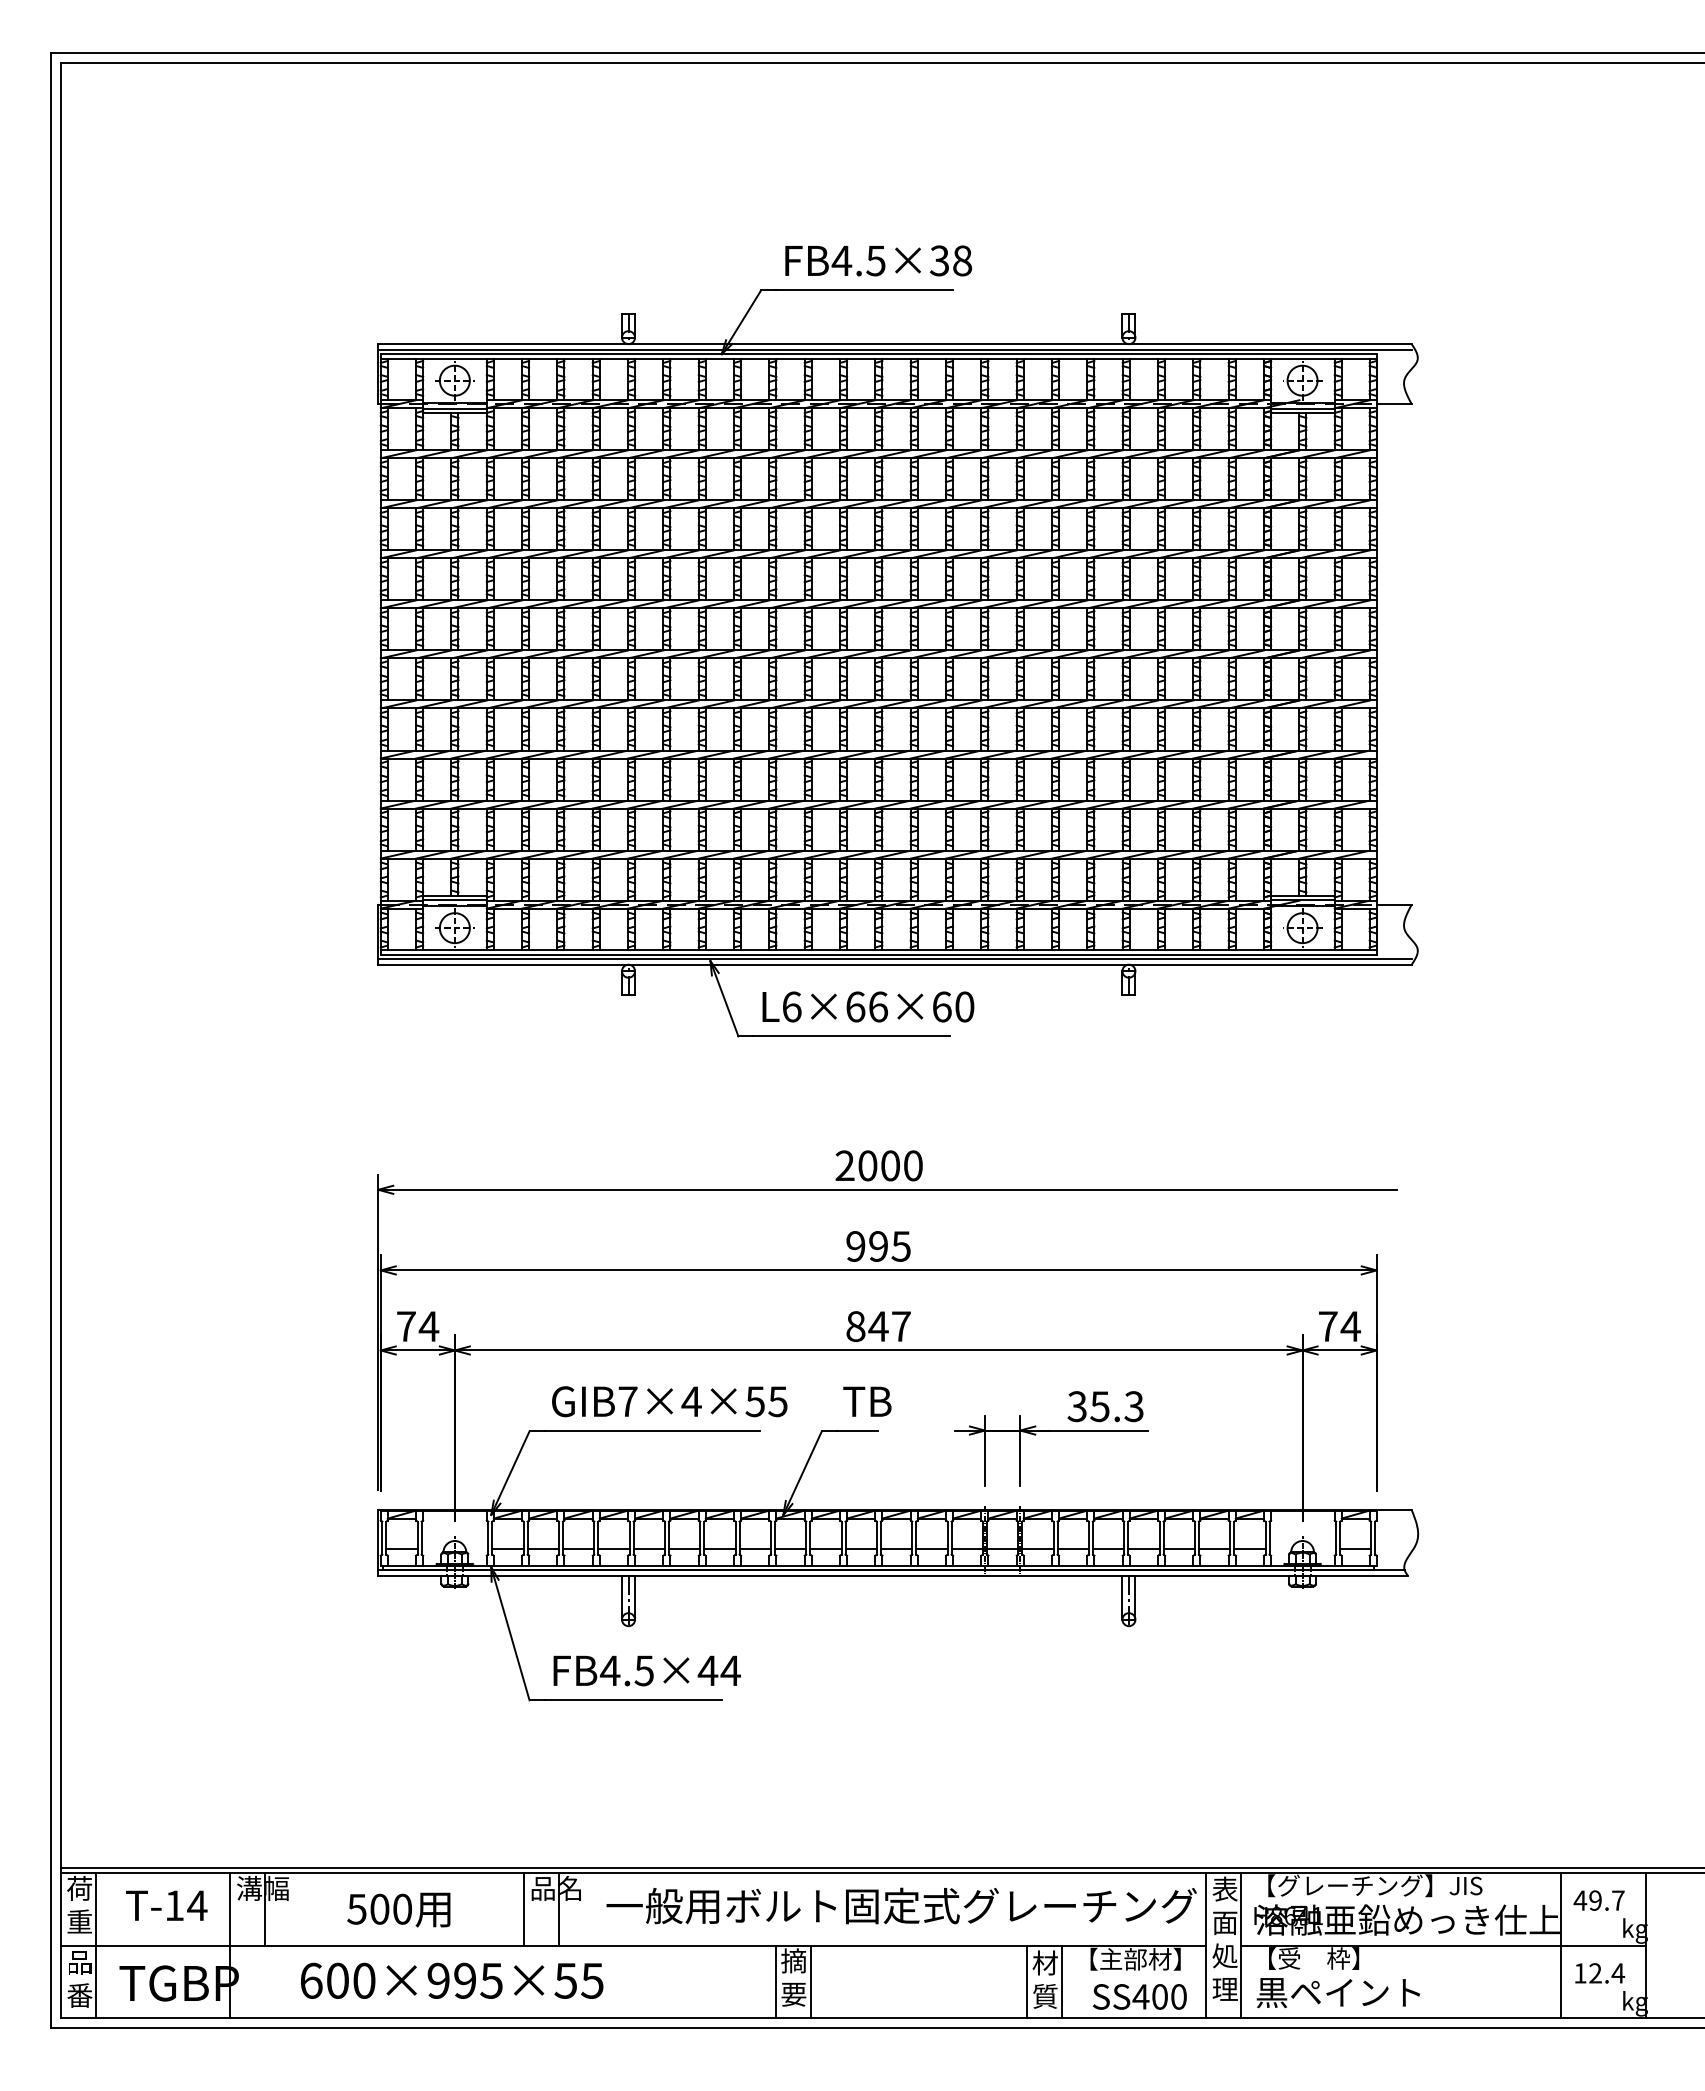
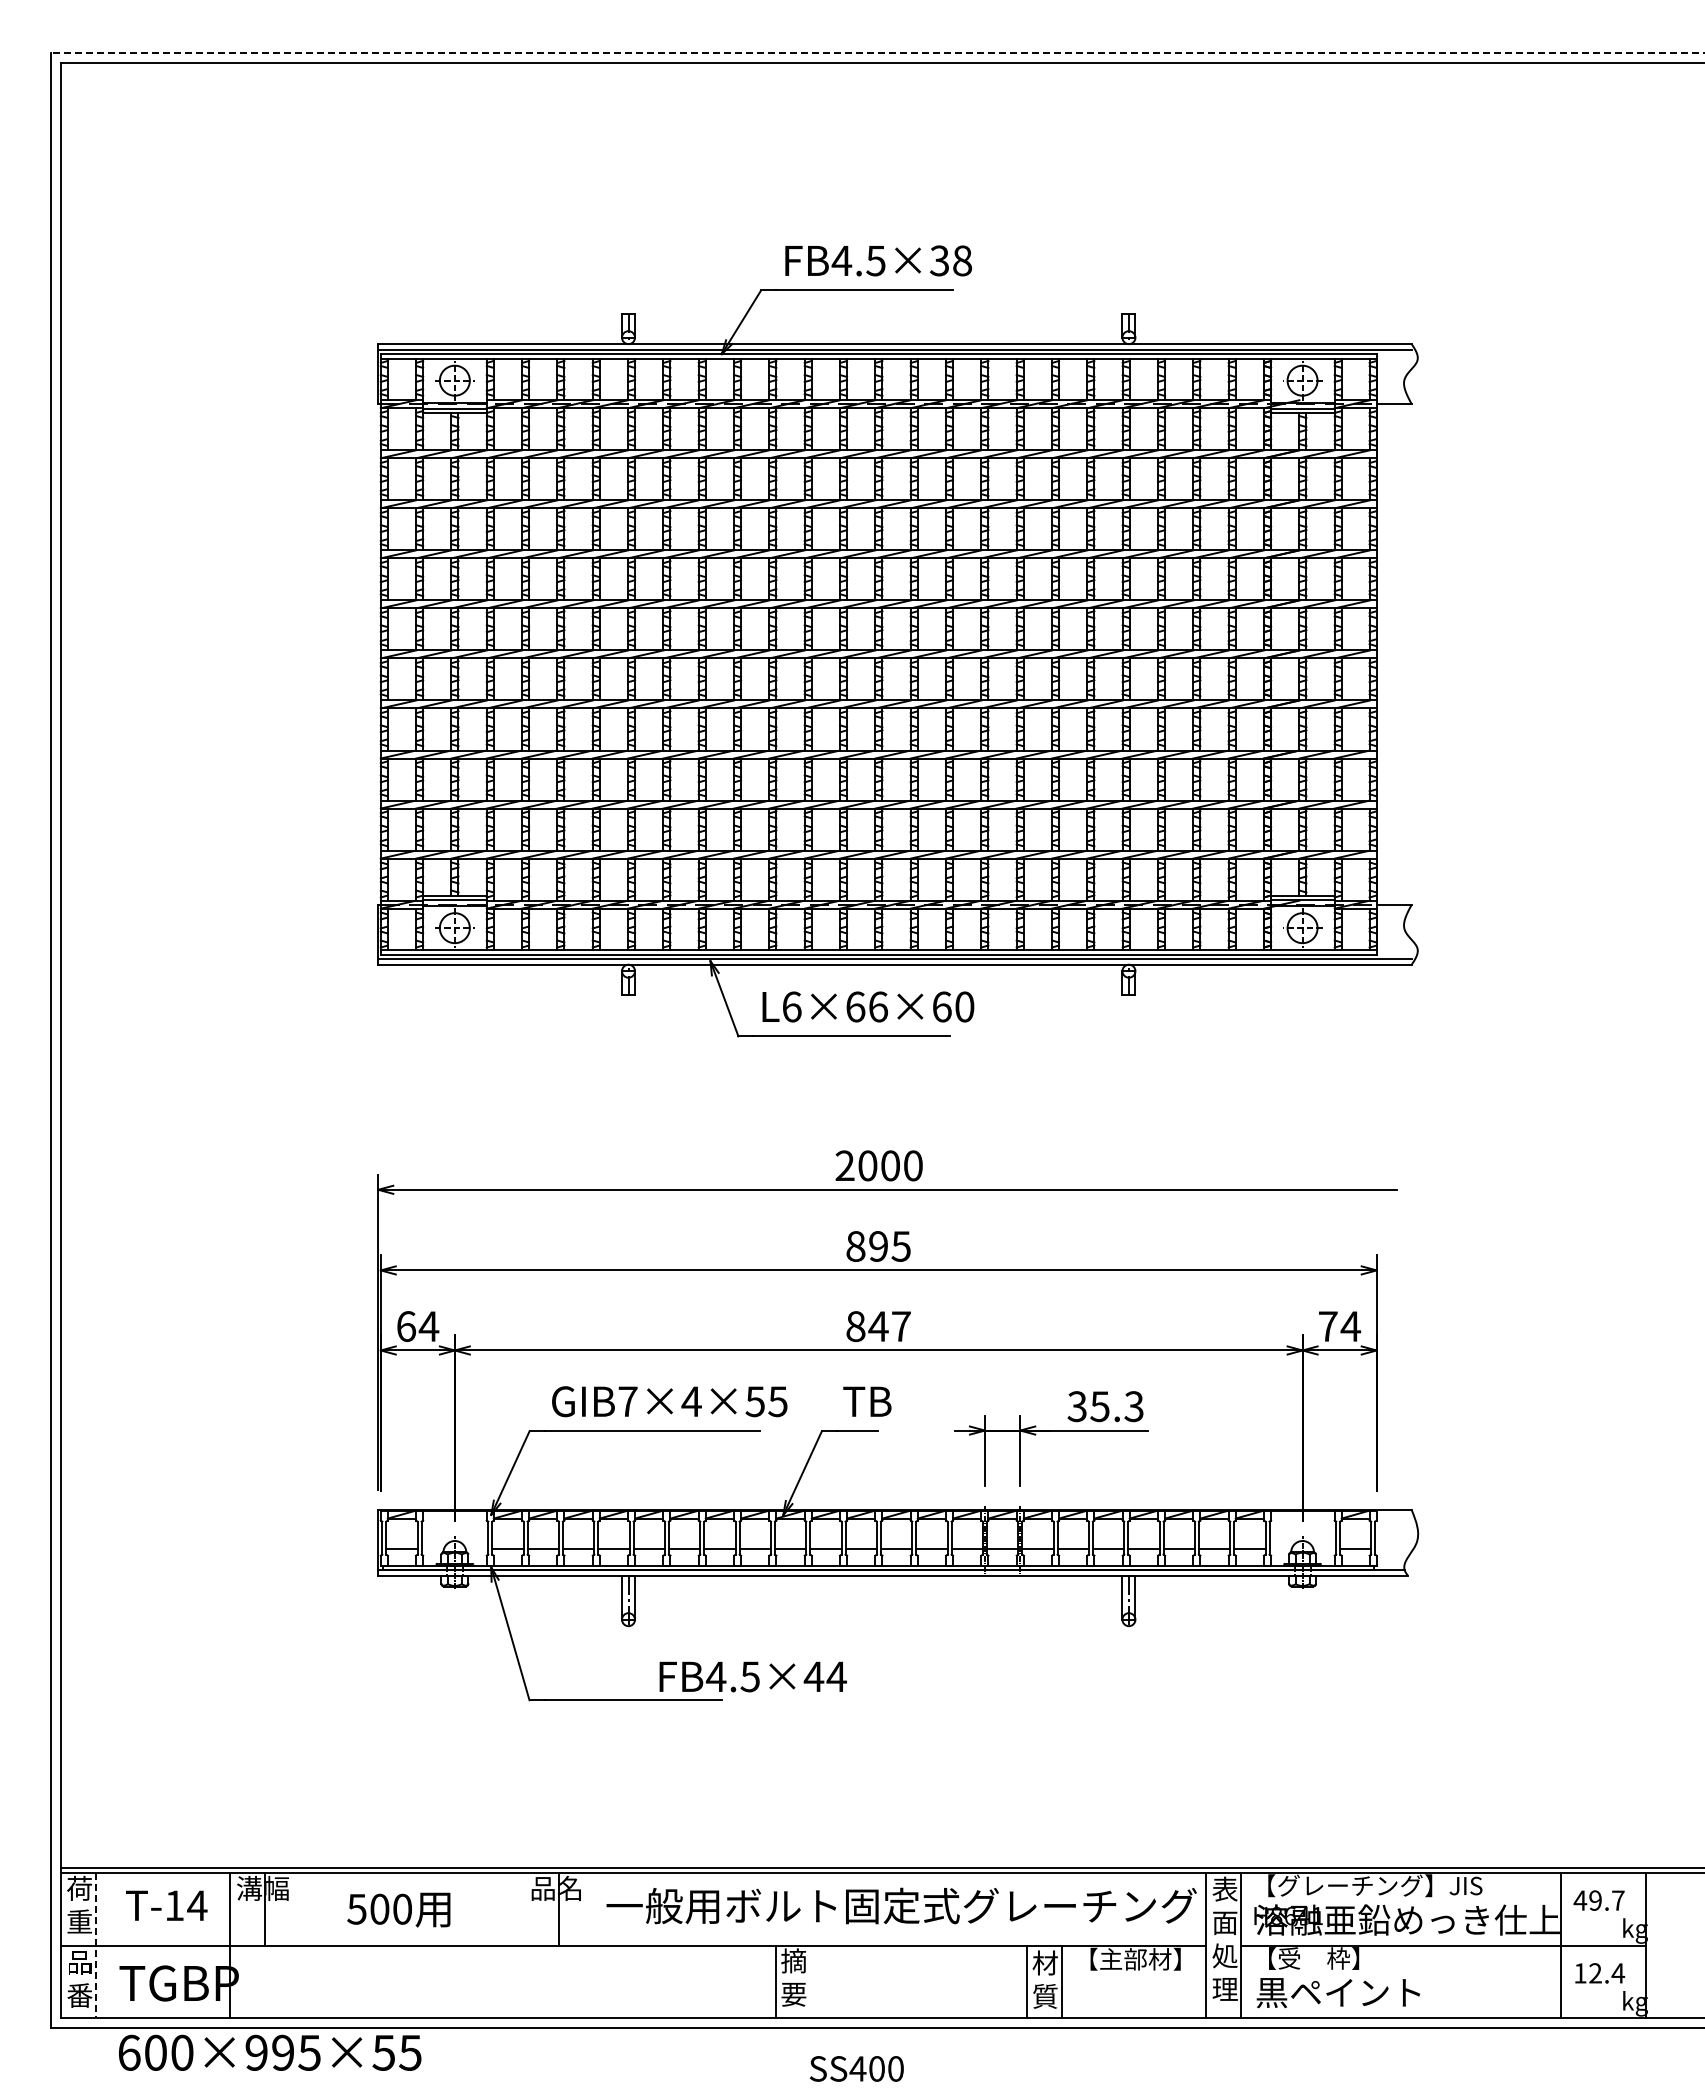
line: solid -> dashed (877, 53)
text: 995 -> 895 (855, 1246)
text: 74 -> 64 (406, 1326)
text position: (646, 1670) -> (752, 1676) (752, 1676)
line: present -> none (524, 1908)
line: solid -> dashed (96, 1945)
text position: (452, 1980) -> (270, 2052) (270, 2052)
line: present -> none (810, 1981)
text position: (1139, 1996) -> (856, 2068) (856, 2068)
